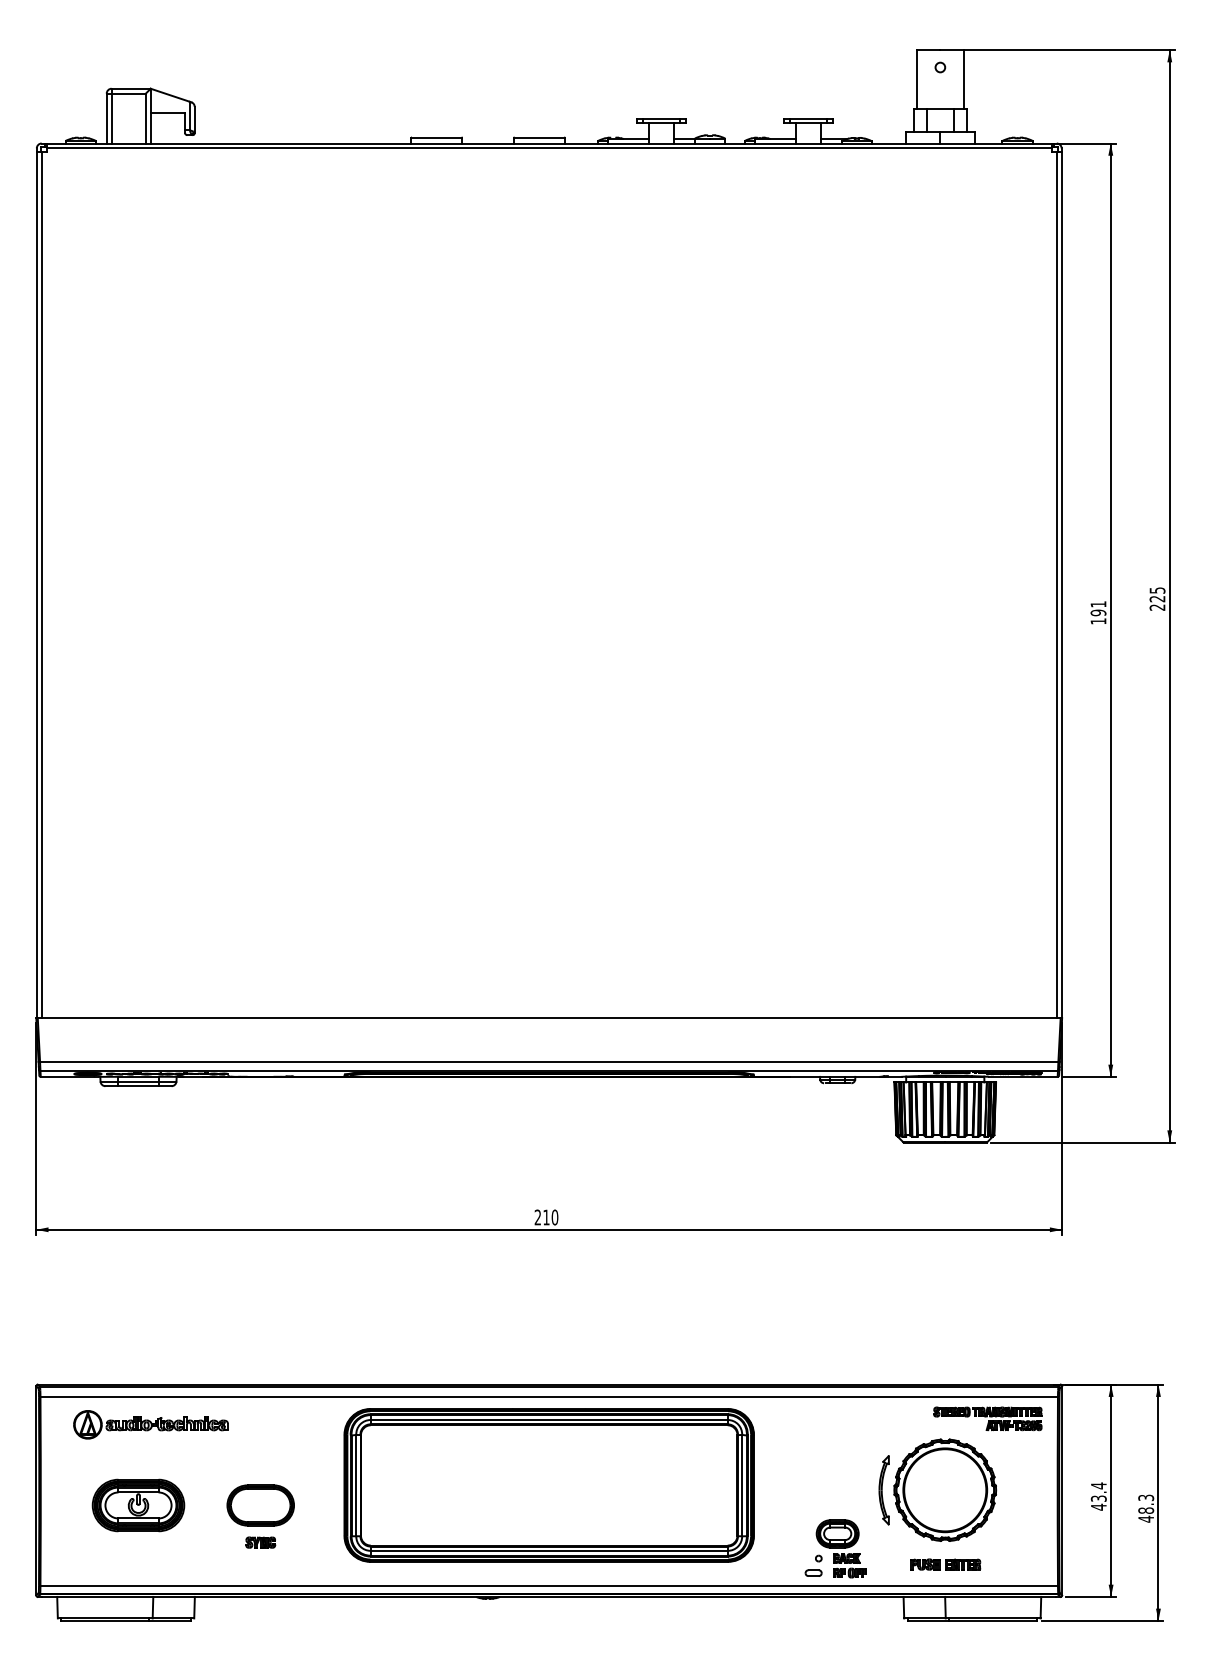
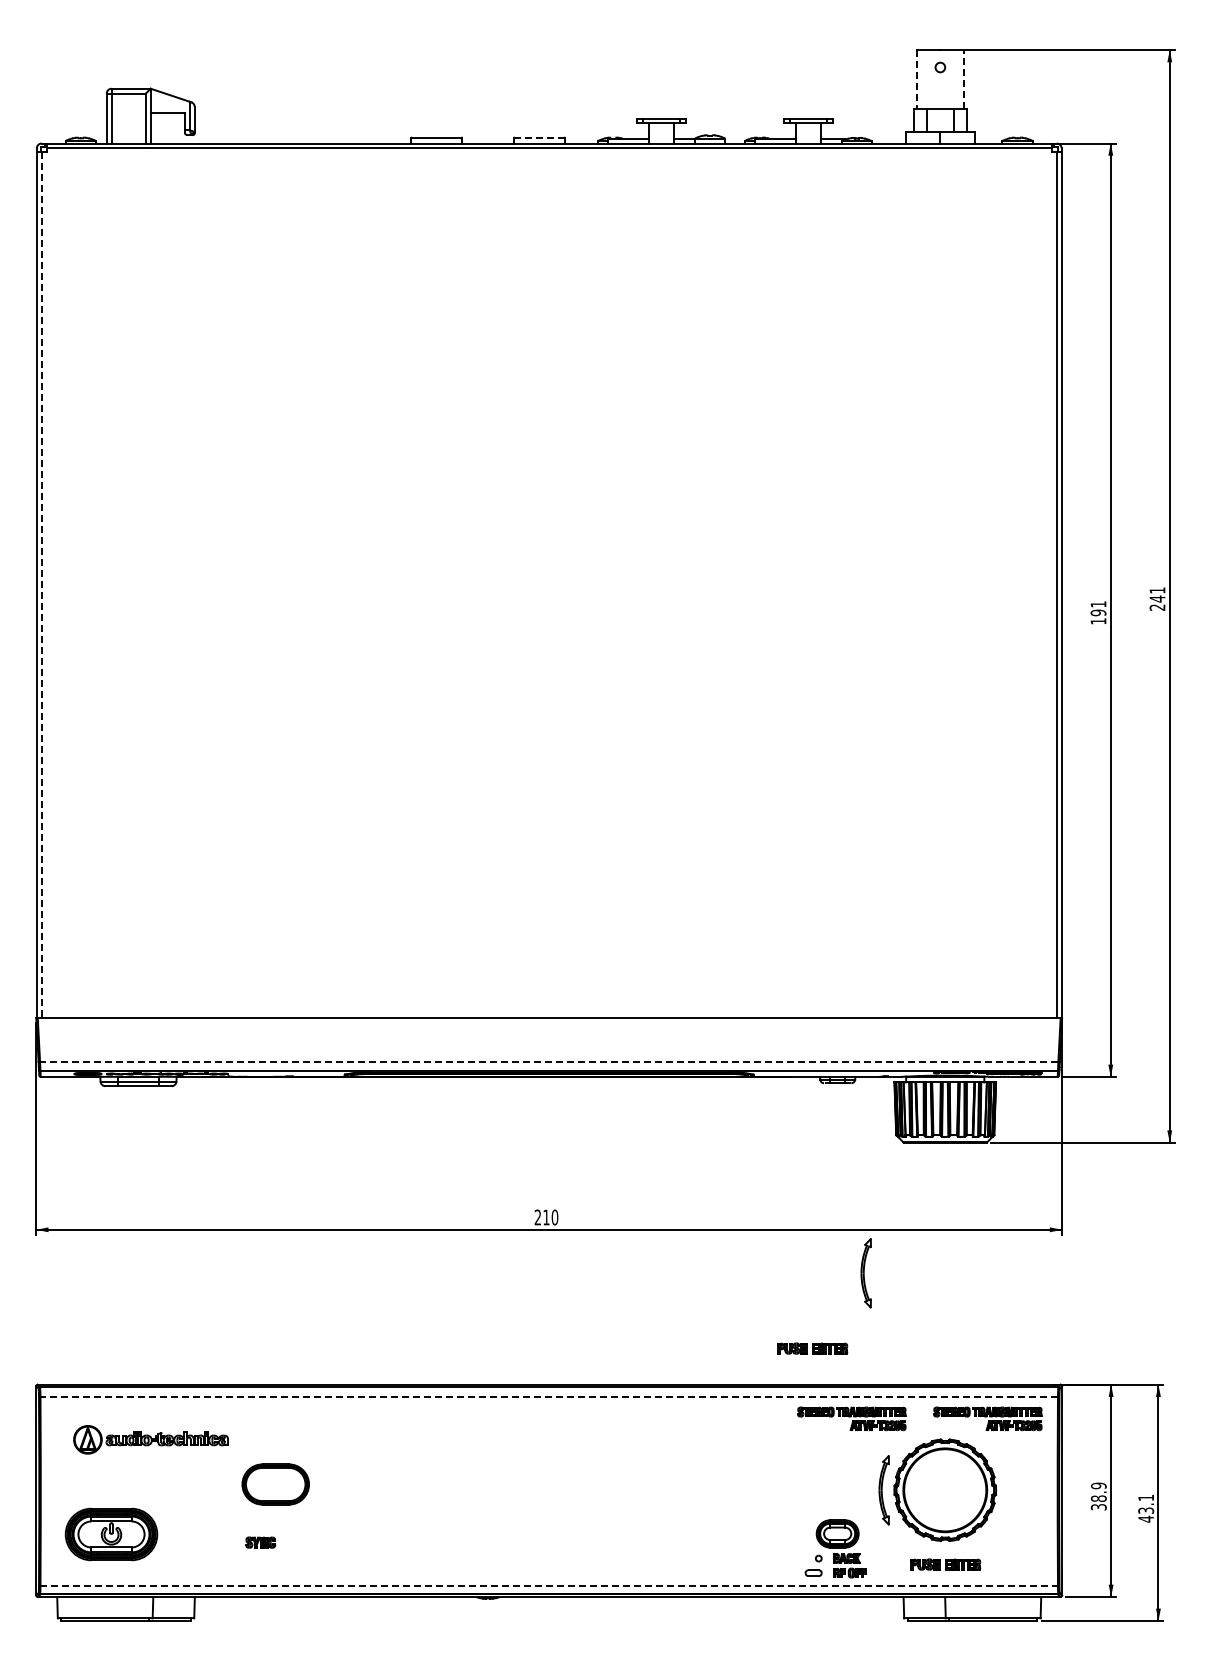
line: solid -> dashed (917, 79)
line: solid -> dashed (963, 79)
line: solid -> dashed (539, 137)
line: solid -> dashed (41, 585)
text: 225 -> 241 (1157, 594)
line: solid -> dashed (548, 1062)
part: none -> present (865, 1273)
part: none -> present (812, 1348)
line: solid -> dashed (549, 1396)
part: none -> present (851, 1418)
part position: (150, 1424) -> (150, 1439) (150, 1439)
part: present -> none (548, 1485)
text: 43.4 -> 38.9 (1098, 1496)
text: 48.3 -> 43.1 (1146, 1503)
part position: (138, 1505) -> (111, 1534) (111, 1534)
part position: (260, 1505) -> (275, 1484) (275, 1484)
line: solid -> dashed (549, 1586)
